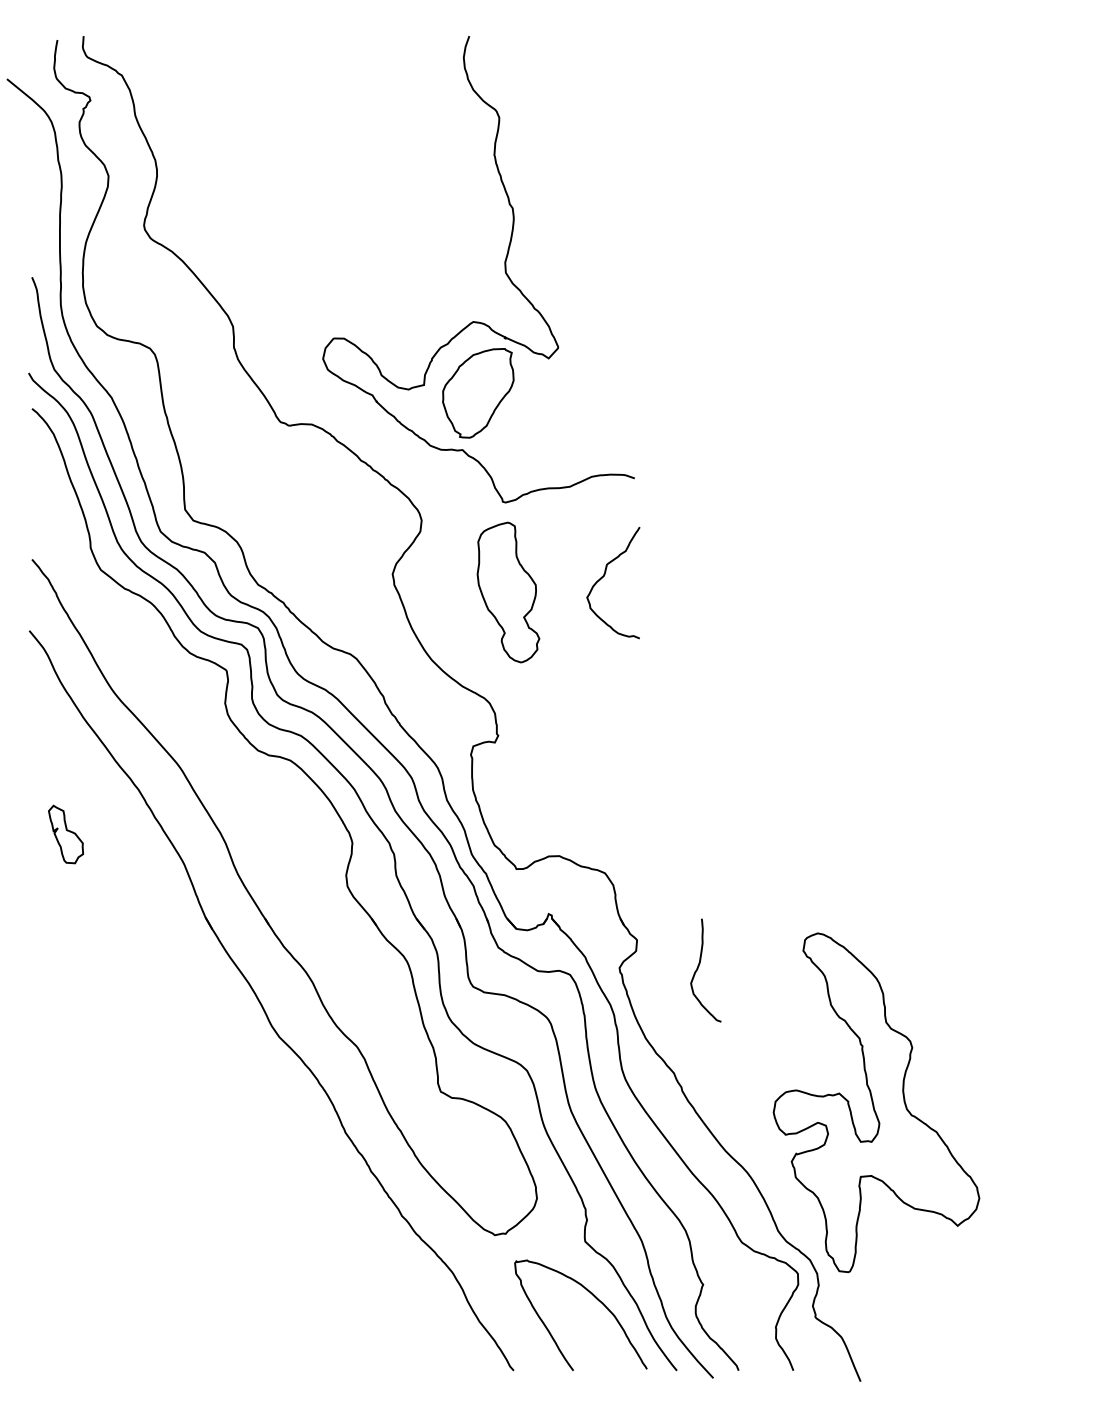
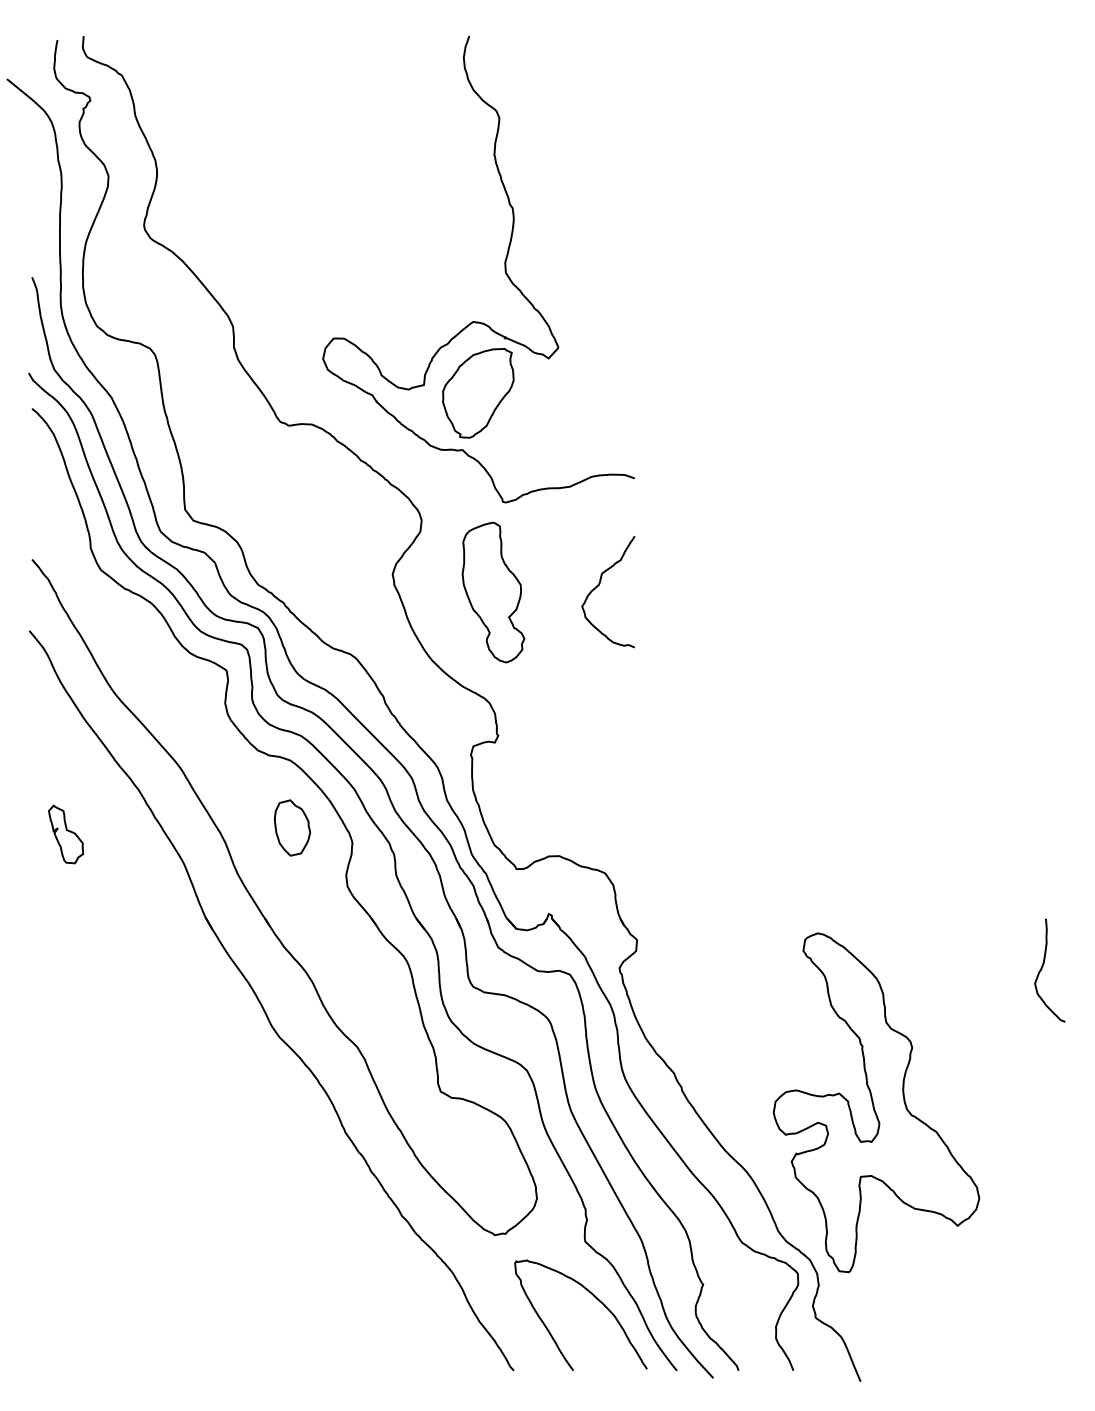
curve position: (604, 576) -> (599, 585) (599, 585)
part position: (508, 592) -> (493, 592) (493, 592)
part: none -> present (292, 827)
curve position: (698, 969) -> (1042, 969) (1042, 969)
